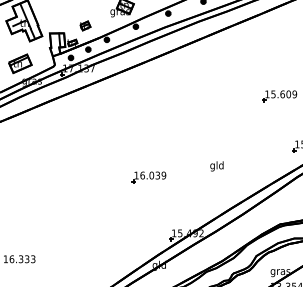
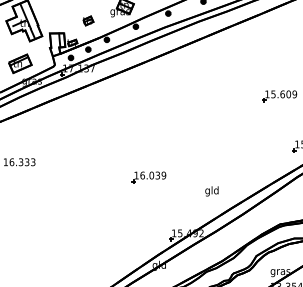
part position: (85, 25) -> (88, 20) (88, 20)
text position: (216, 166) -> (211, 191) (211, 191)
text position: (19, 259) -> (19, 162) (19, 162)
